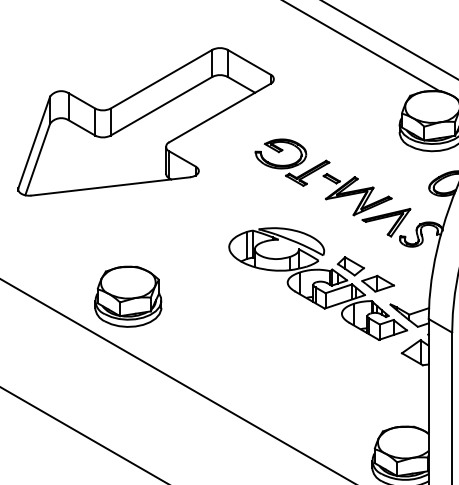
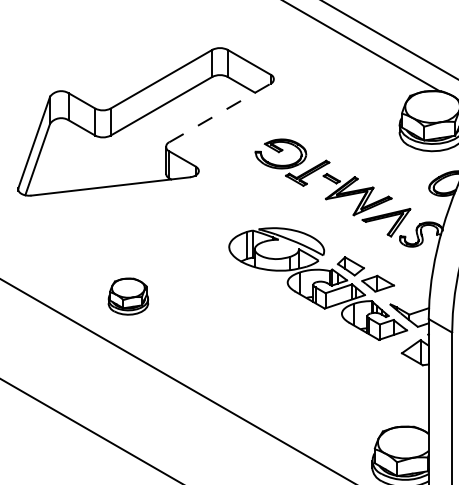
line: solid -> dashed (220, 113)
part size: 69x63 px -> 43x39 px (128, 296)
line position: (83, 434) -> (90, 430) (90, 430)
